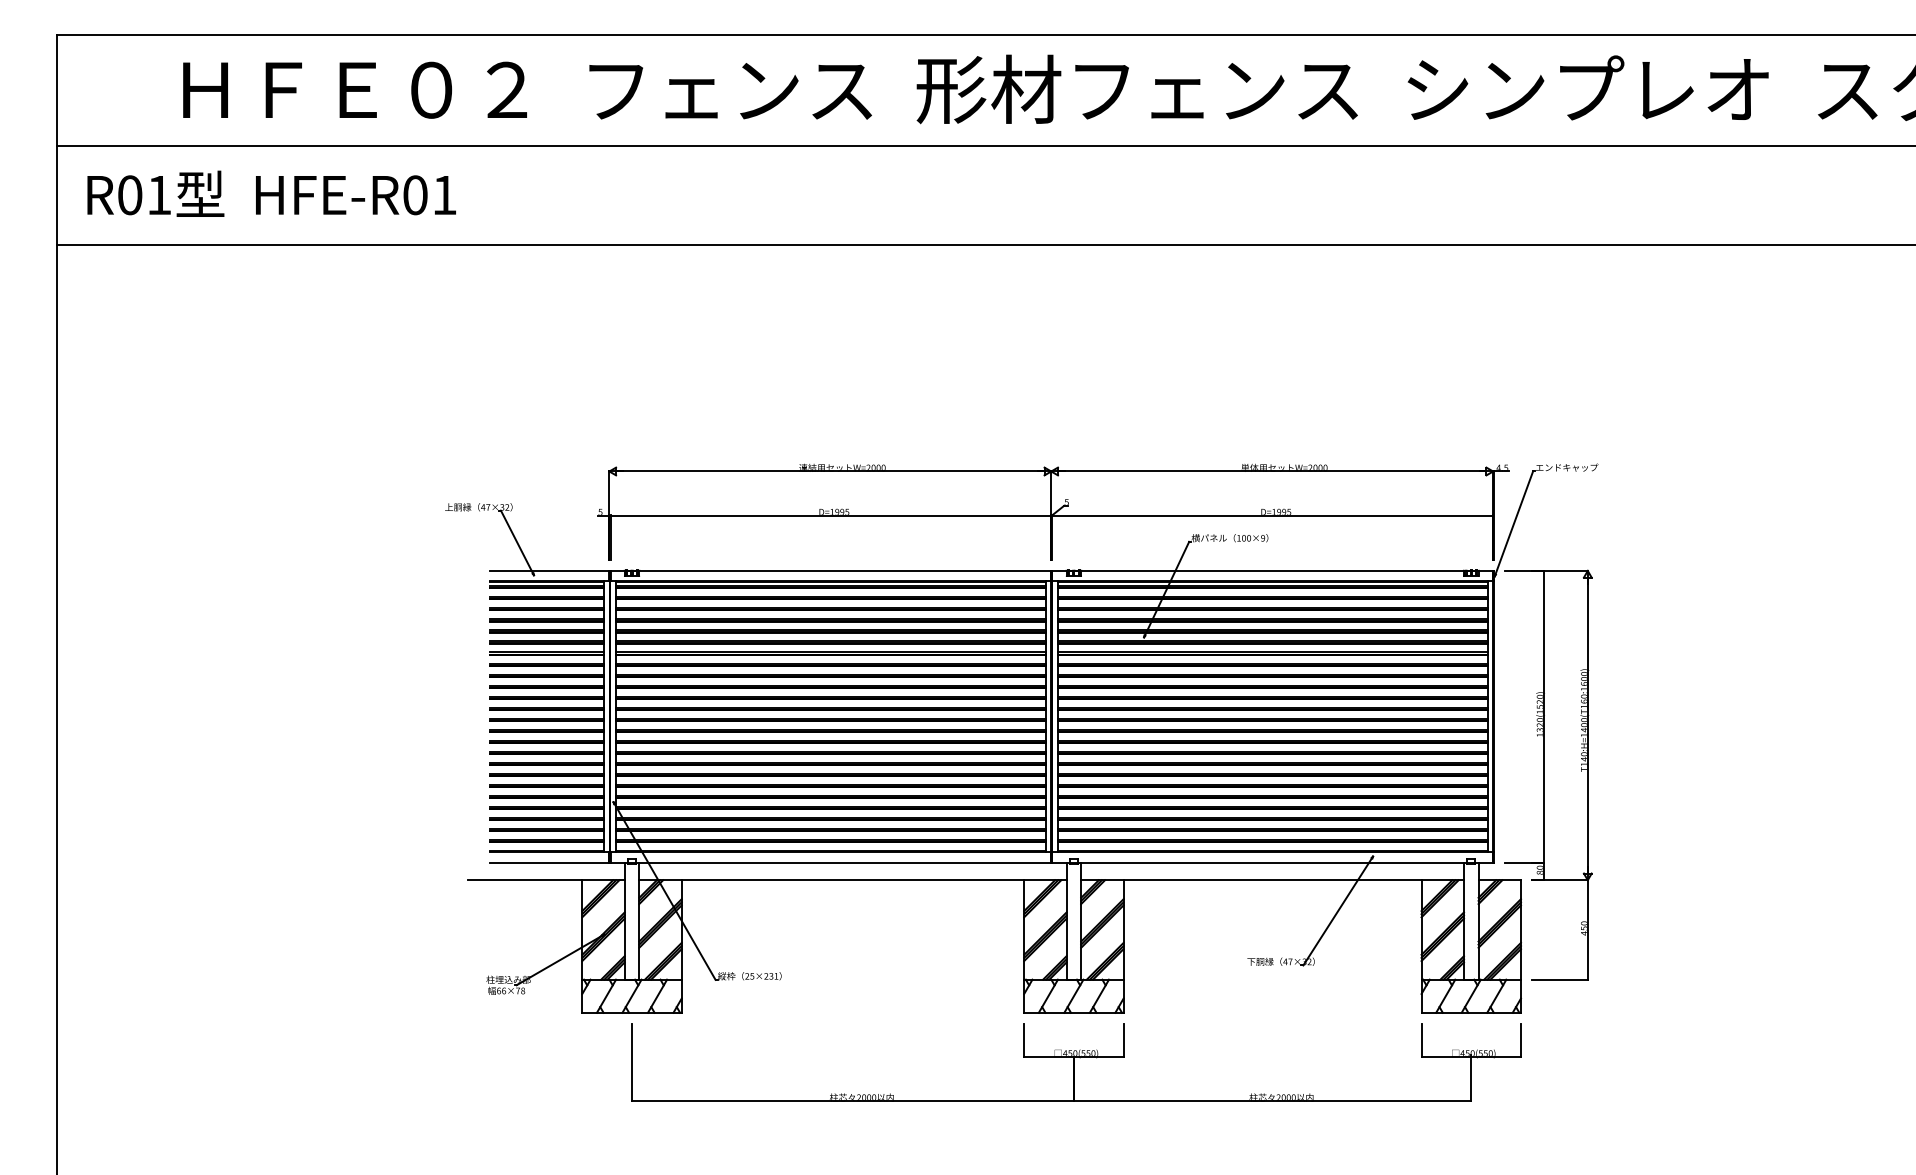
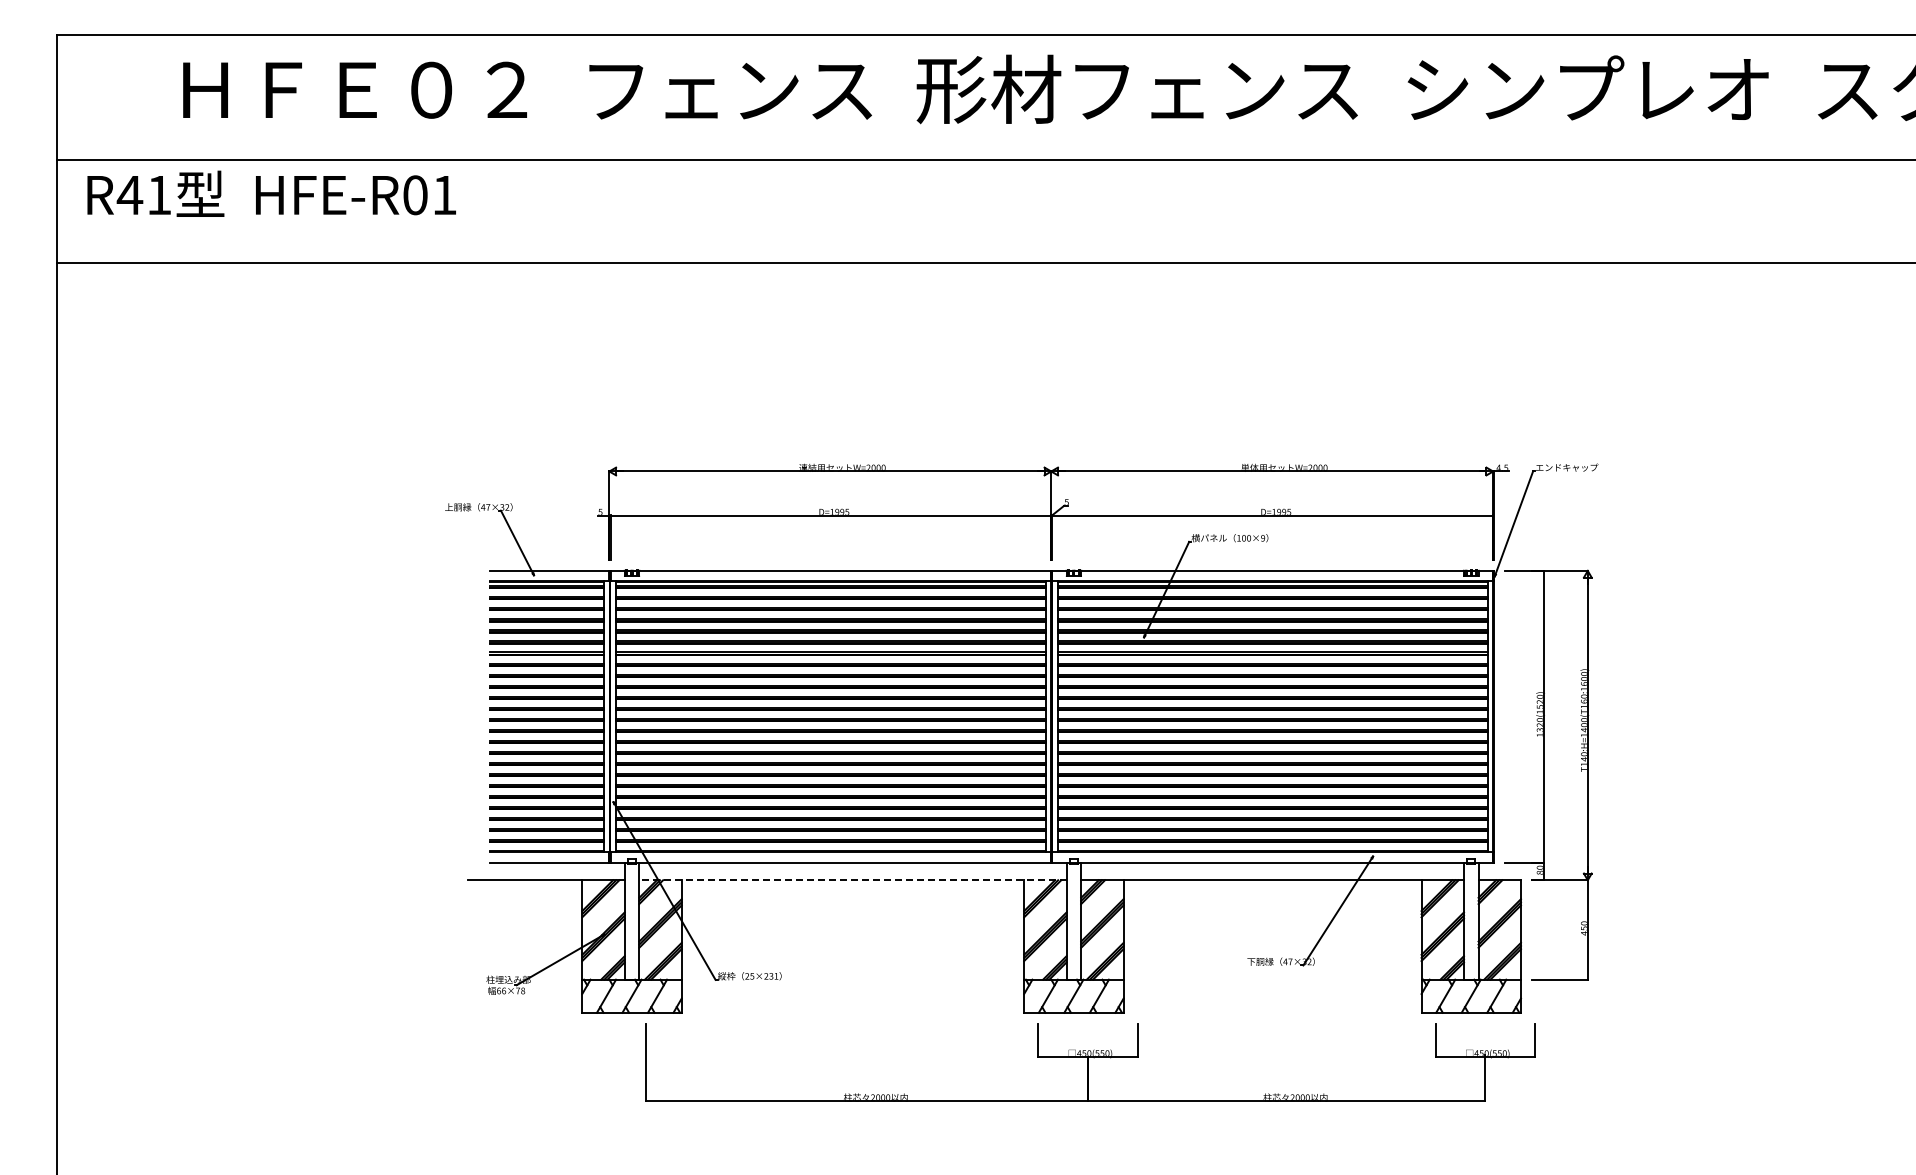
line position: (984, 145) -> (984, 159) (984, 159)
text: R01 -> R41 (129, 195)
line position: (984, 245) -> (984, 263) (984, 263)
line: solid -> dashed (852, 880)
part position: (1076, 1062) -> (1090, 1062) (1090, 1062)
